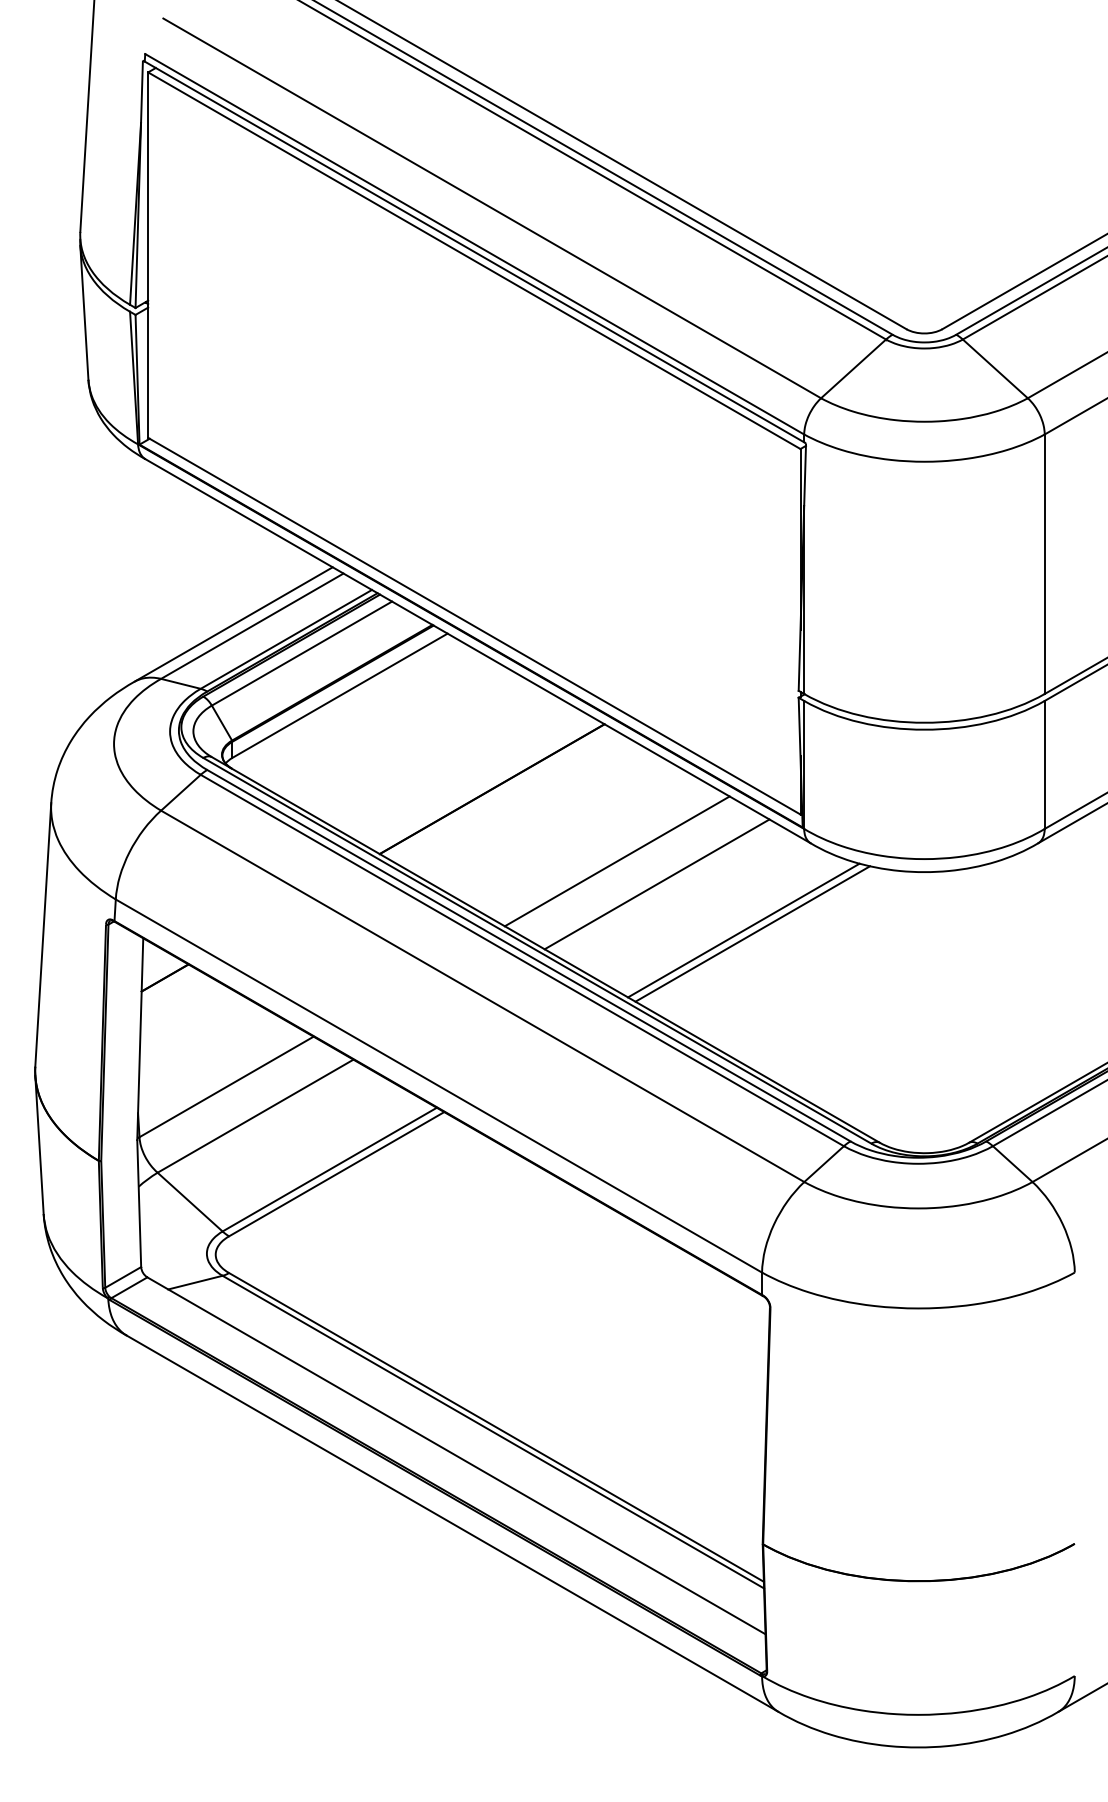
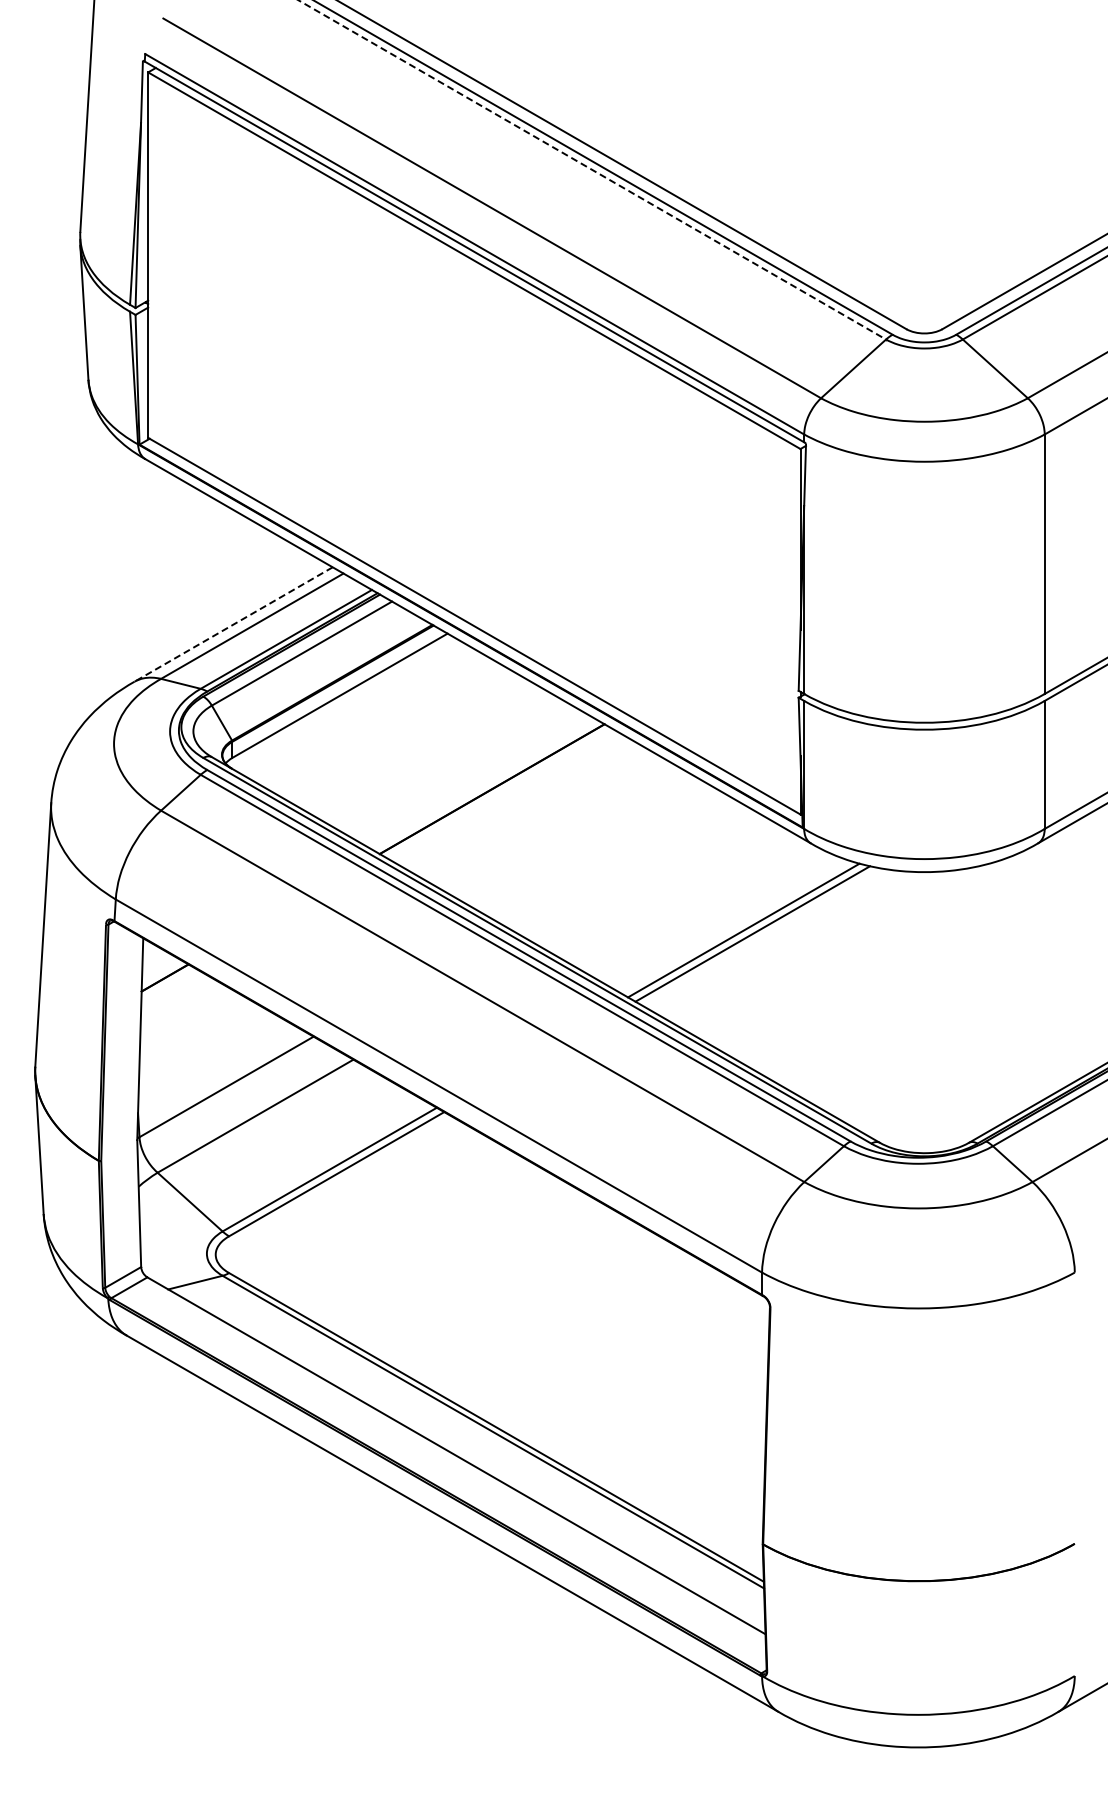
line: solid -> dashed (592, 170)
line: solid -> dashed (233, 624)
line: present -> none (616, 861)
line: present -> none (656, 884)
